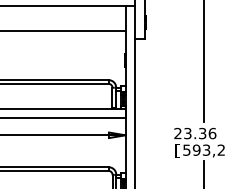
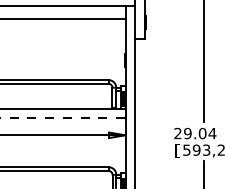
line position: (63, 31) -> (63, 19) (63, 19)
line: solid -> dashed (63, 118)
text: 23.36 -> 29.04 (200, 133)
